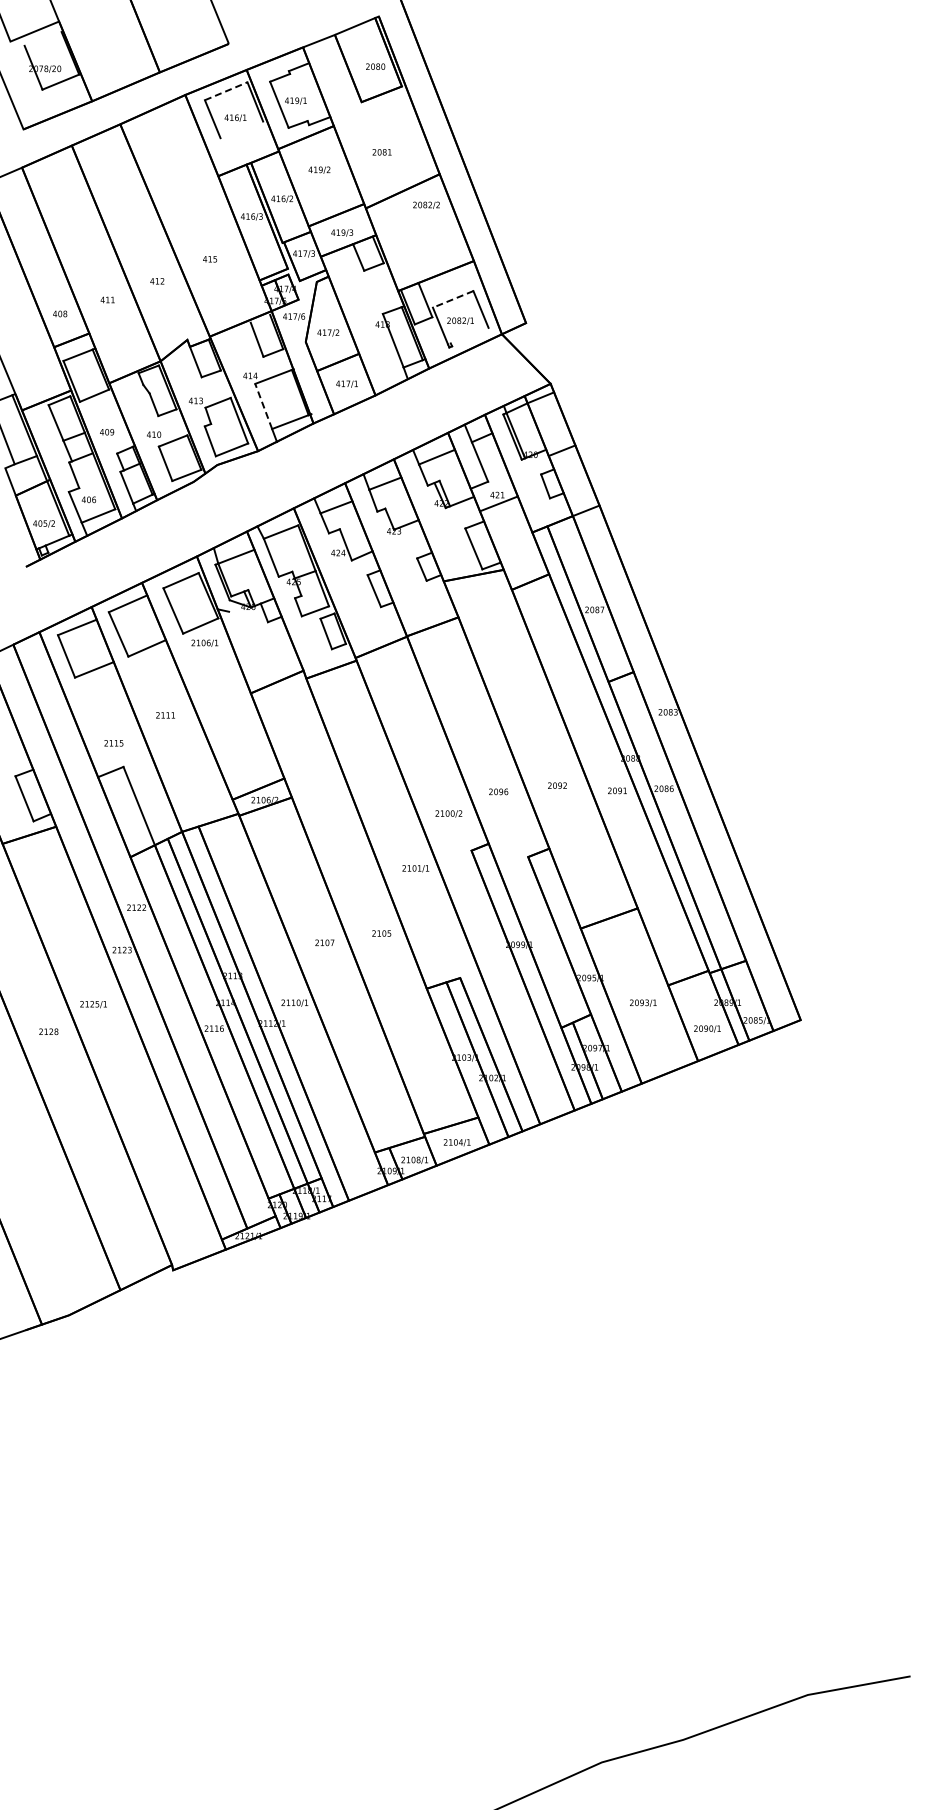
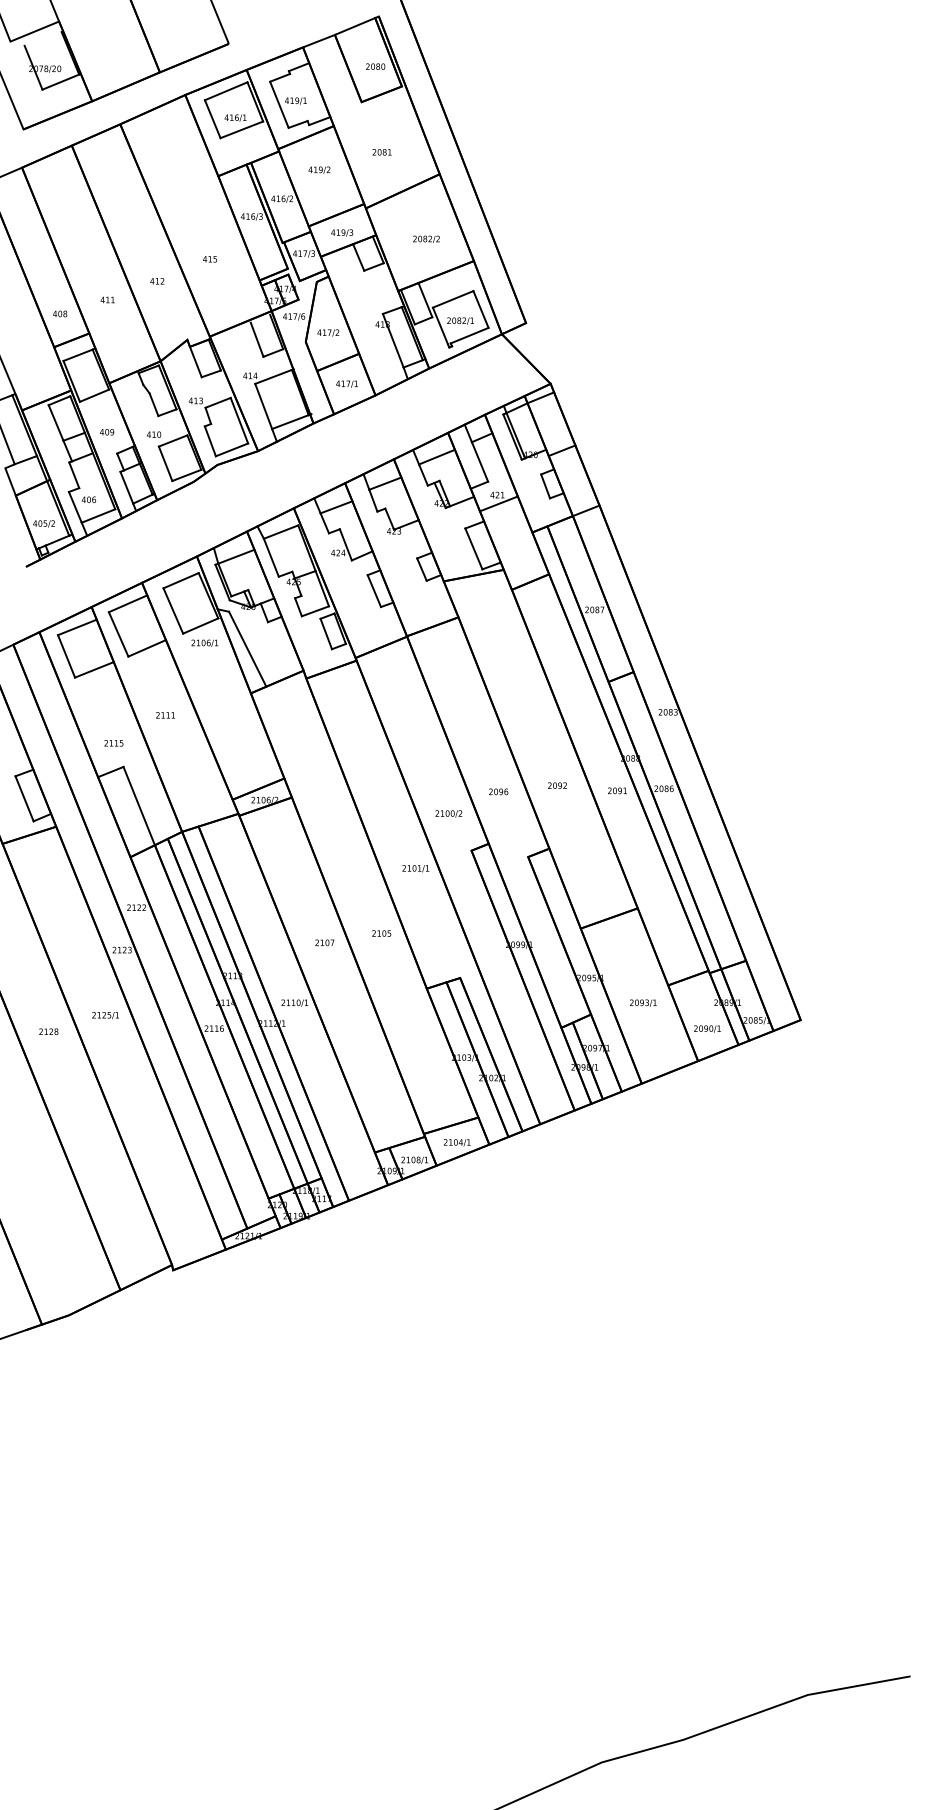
line: dashed -> solid (226, 91)
line: none -> present (241, 129)
text position: (426, 204) -> (426, 238) (426, 238)
line: dashed -> solid (453, 299)
line: none -> present (469, 335)
line: dashed -> solid (263, 406)
line: none -> present (247, 648)
text position: (93, 1004) -> (105, 1015) (105, 1015)
